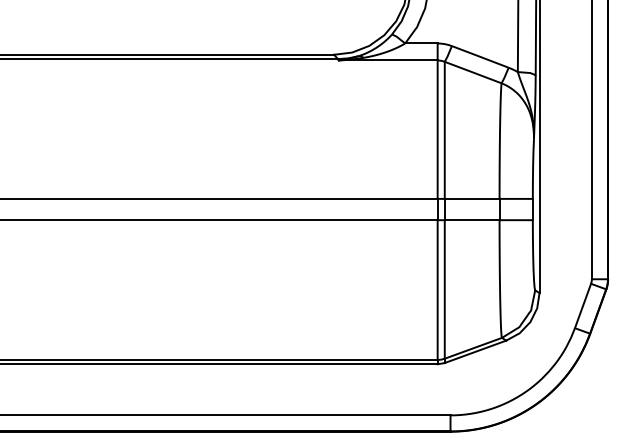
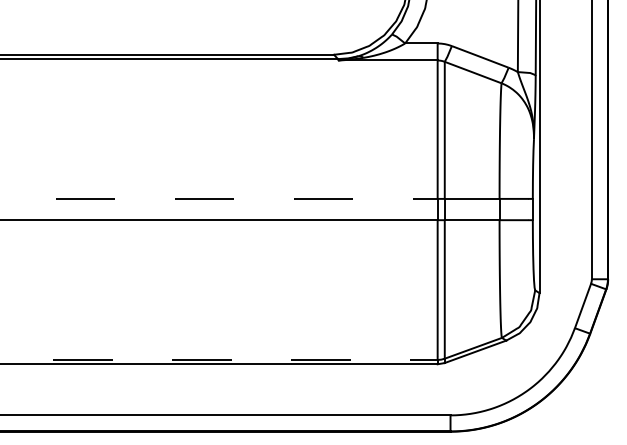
line: solid -> dashed (219, 198)
line: solid -> dashed (219, 359)
